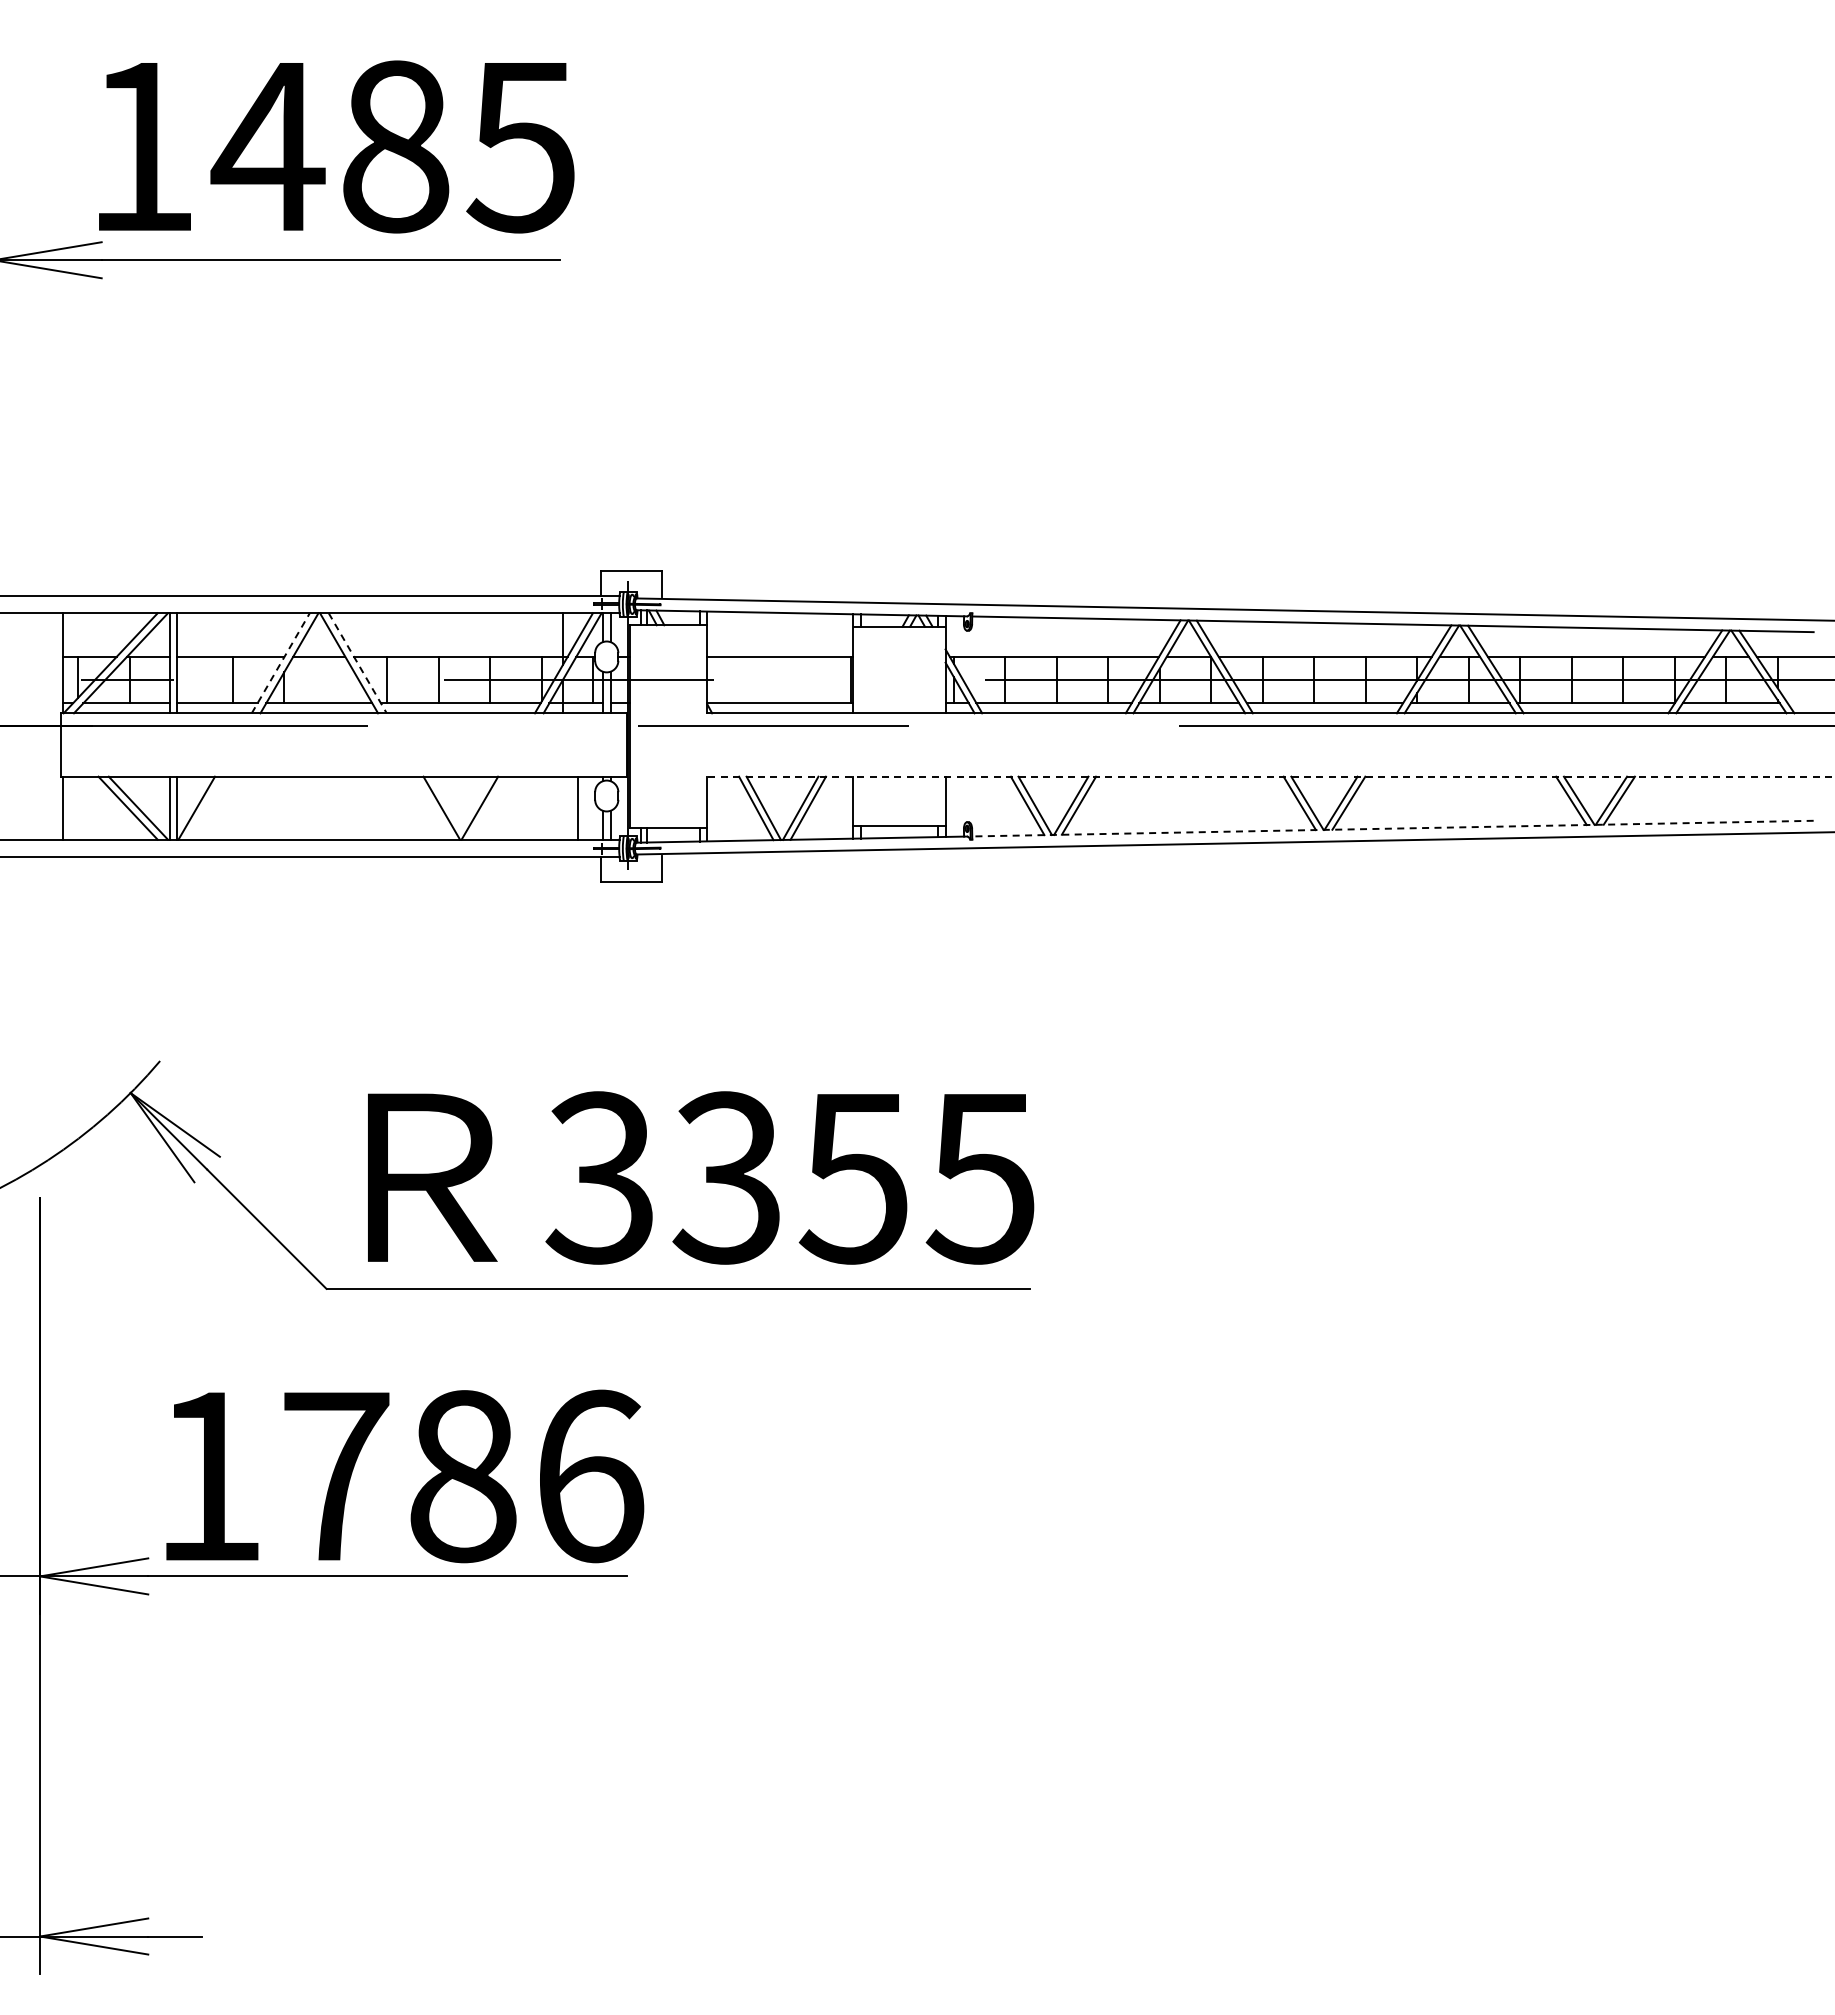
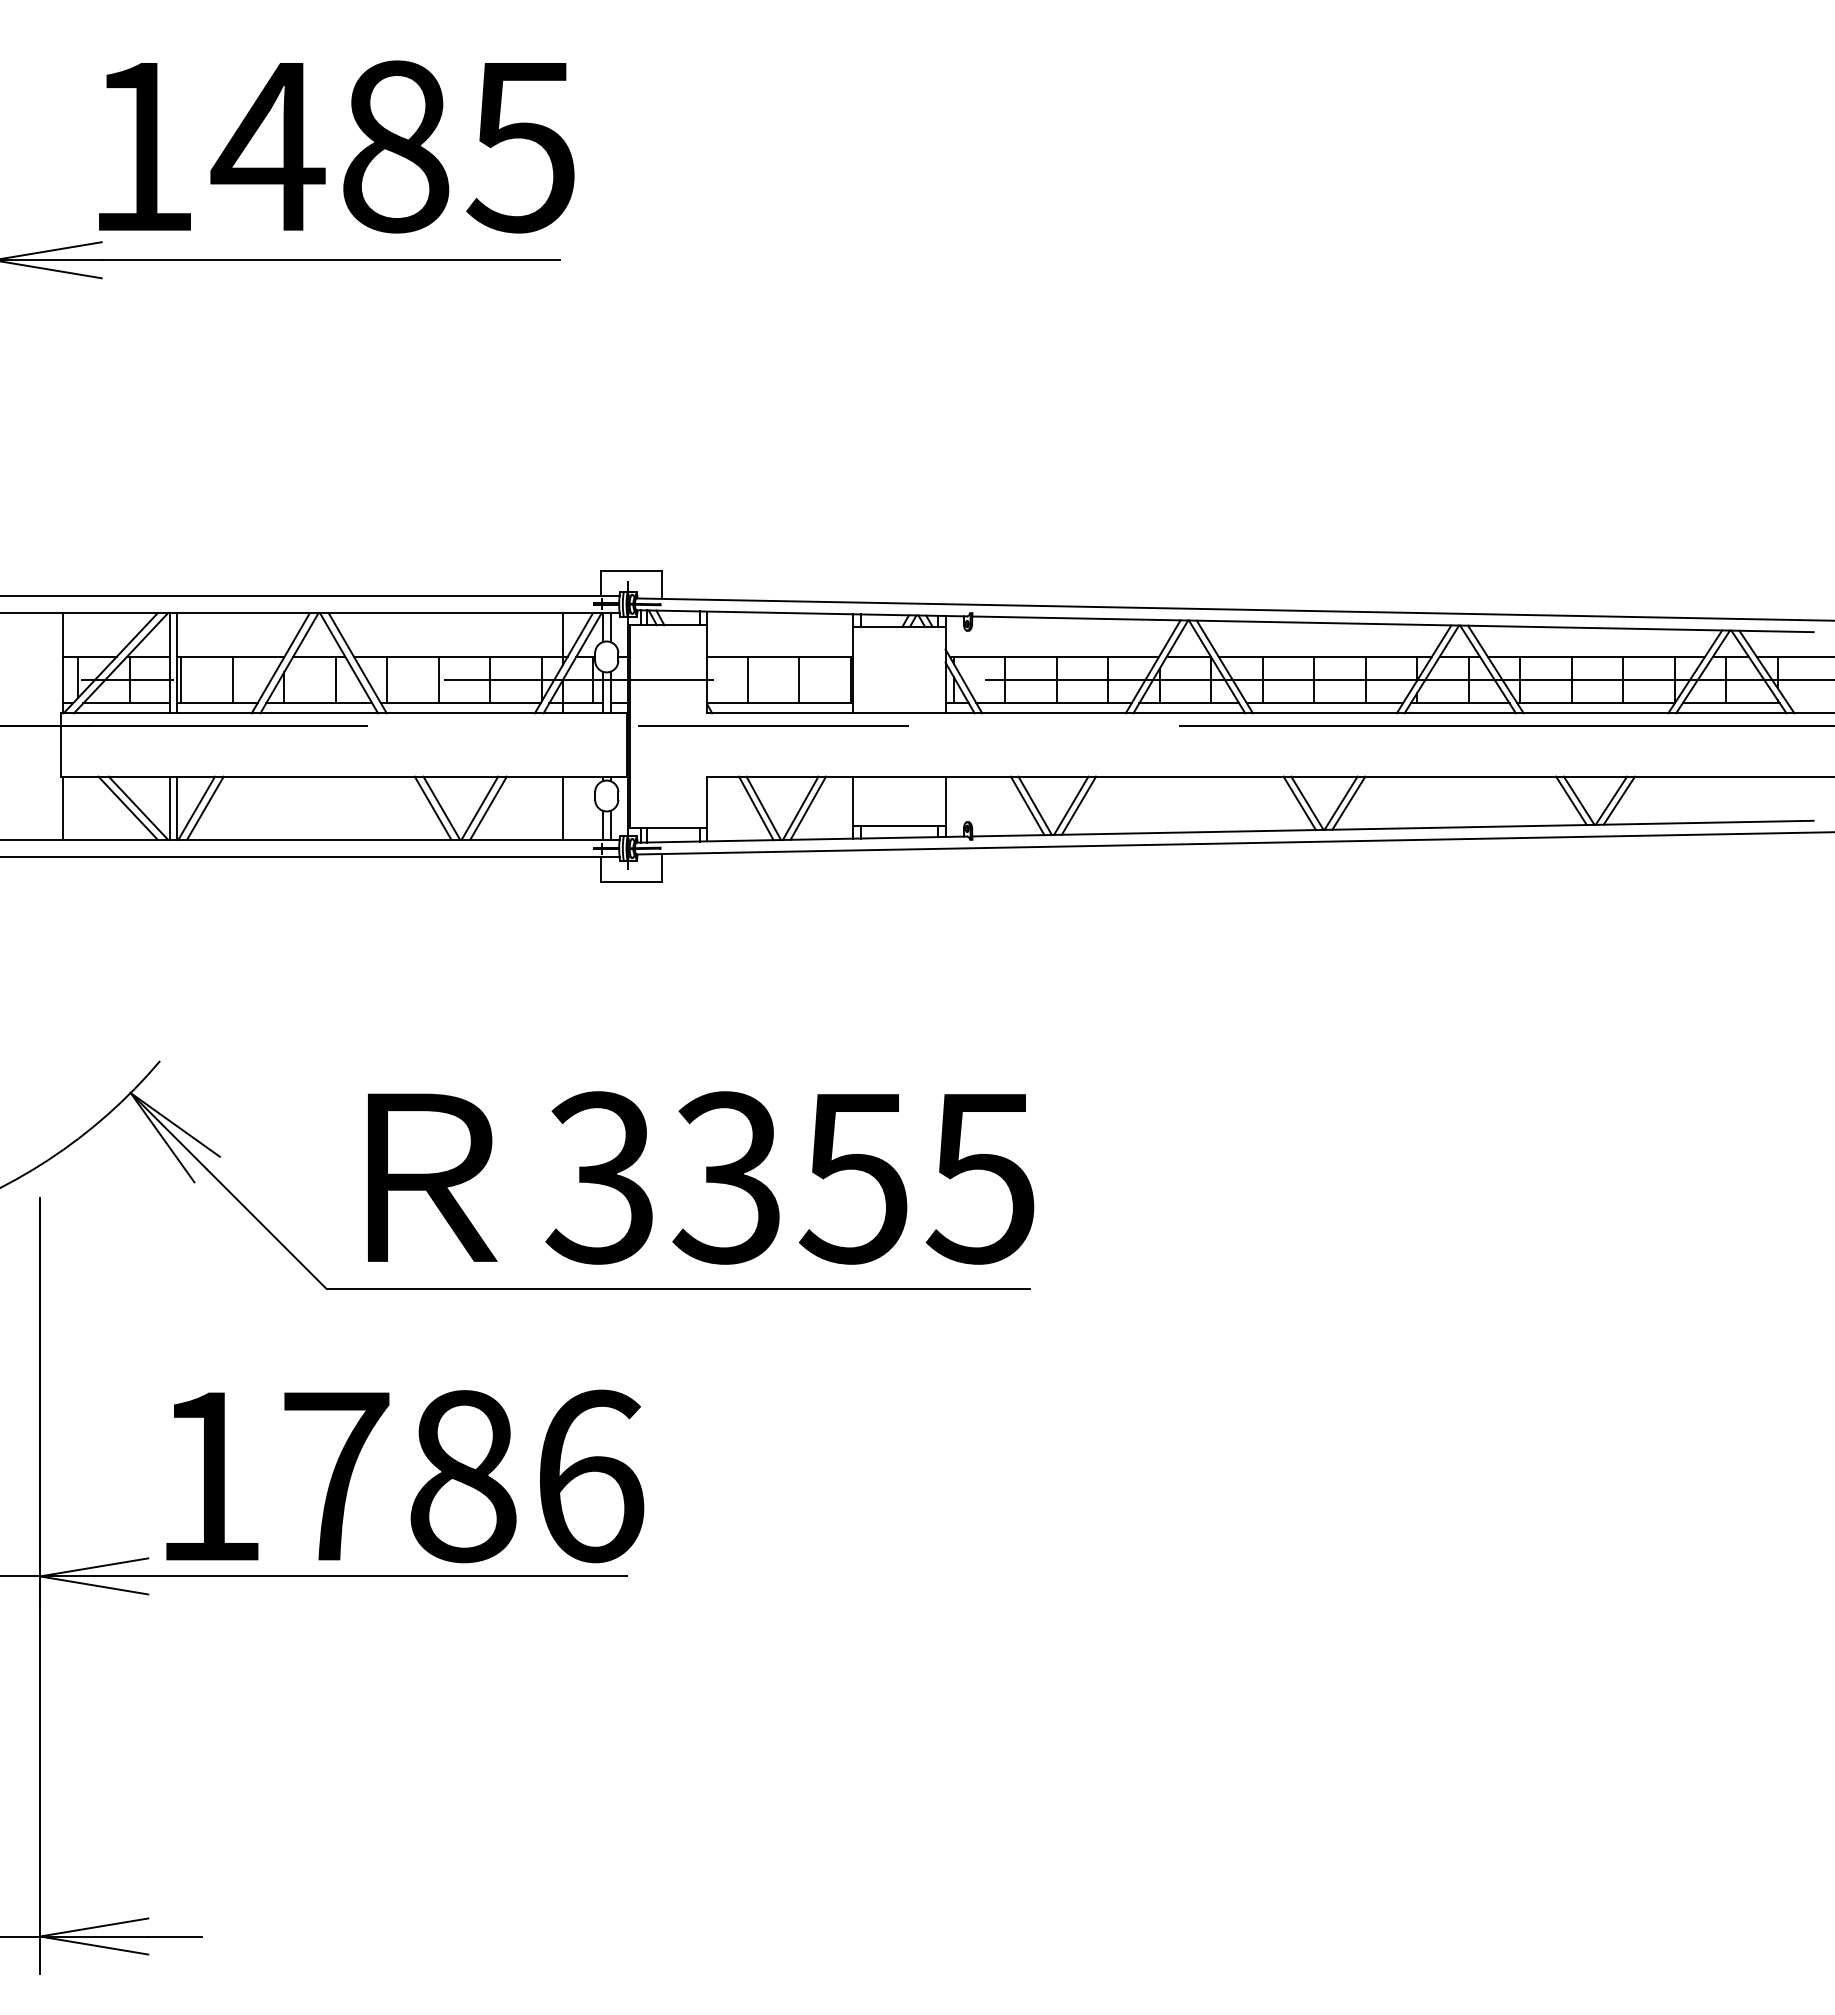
line: dashed -> solid (280, 663)
line: dashed -> solid (357, 663)
line: none -> present (181, 679)
line: none -> present (335, 679)
line: none -> present (747, 679)
line: none -> present (799, 679)
line: dashed -> solid (1270, 776)
line: none -> present (205, 807)
line: none -> present (432, 807)
line: none -> present (488, 807)
line position: (577, 807) -> (562, 807) (562, 807)
line: dashed -> solid (1392, 828)
